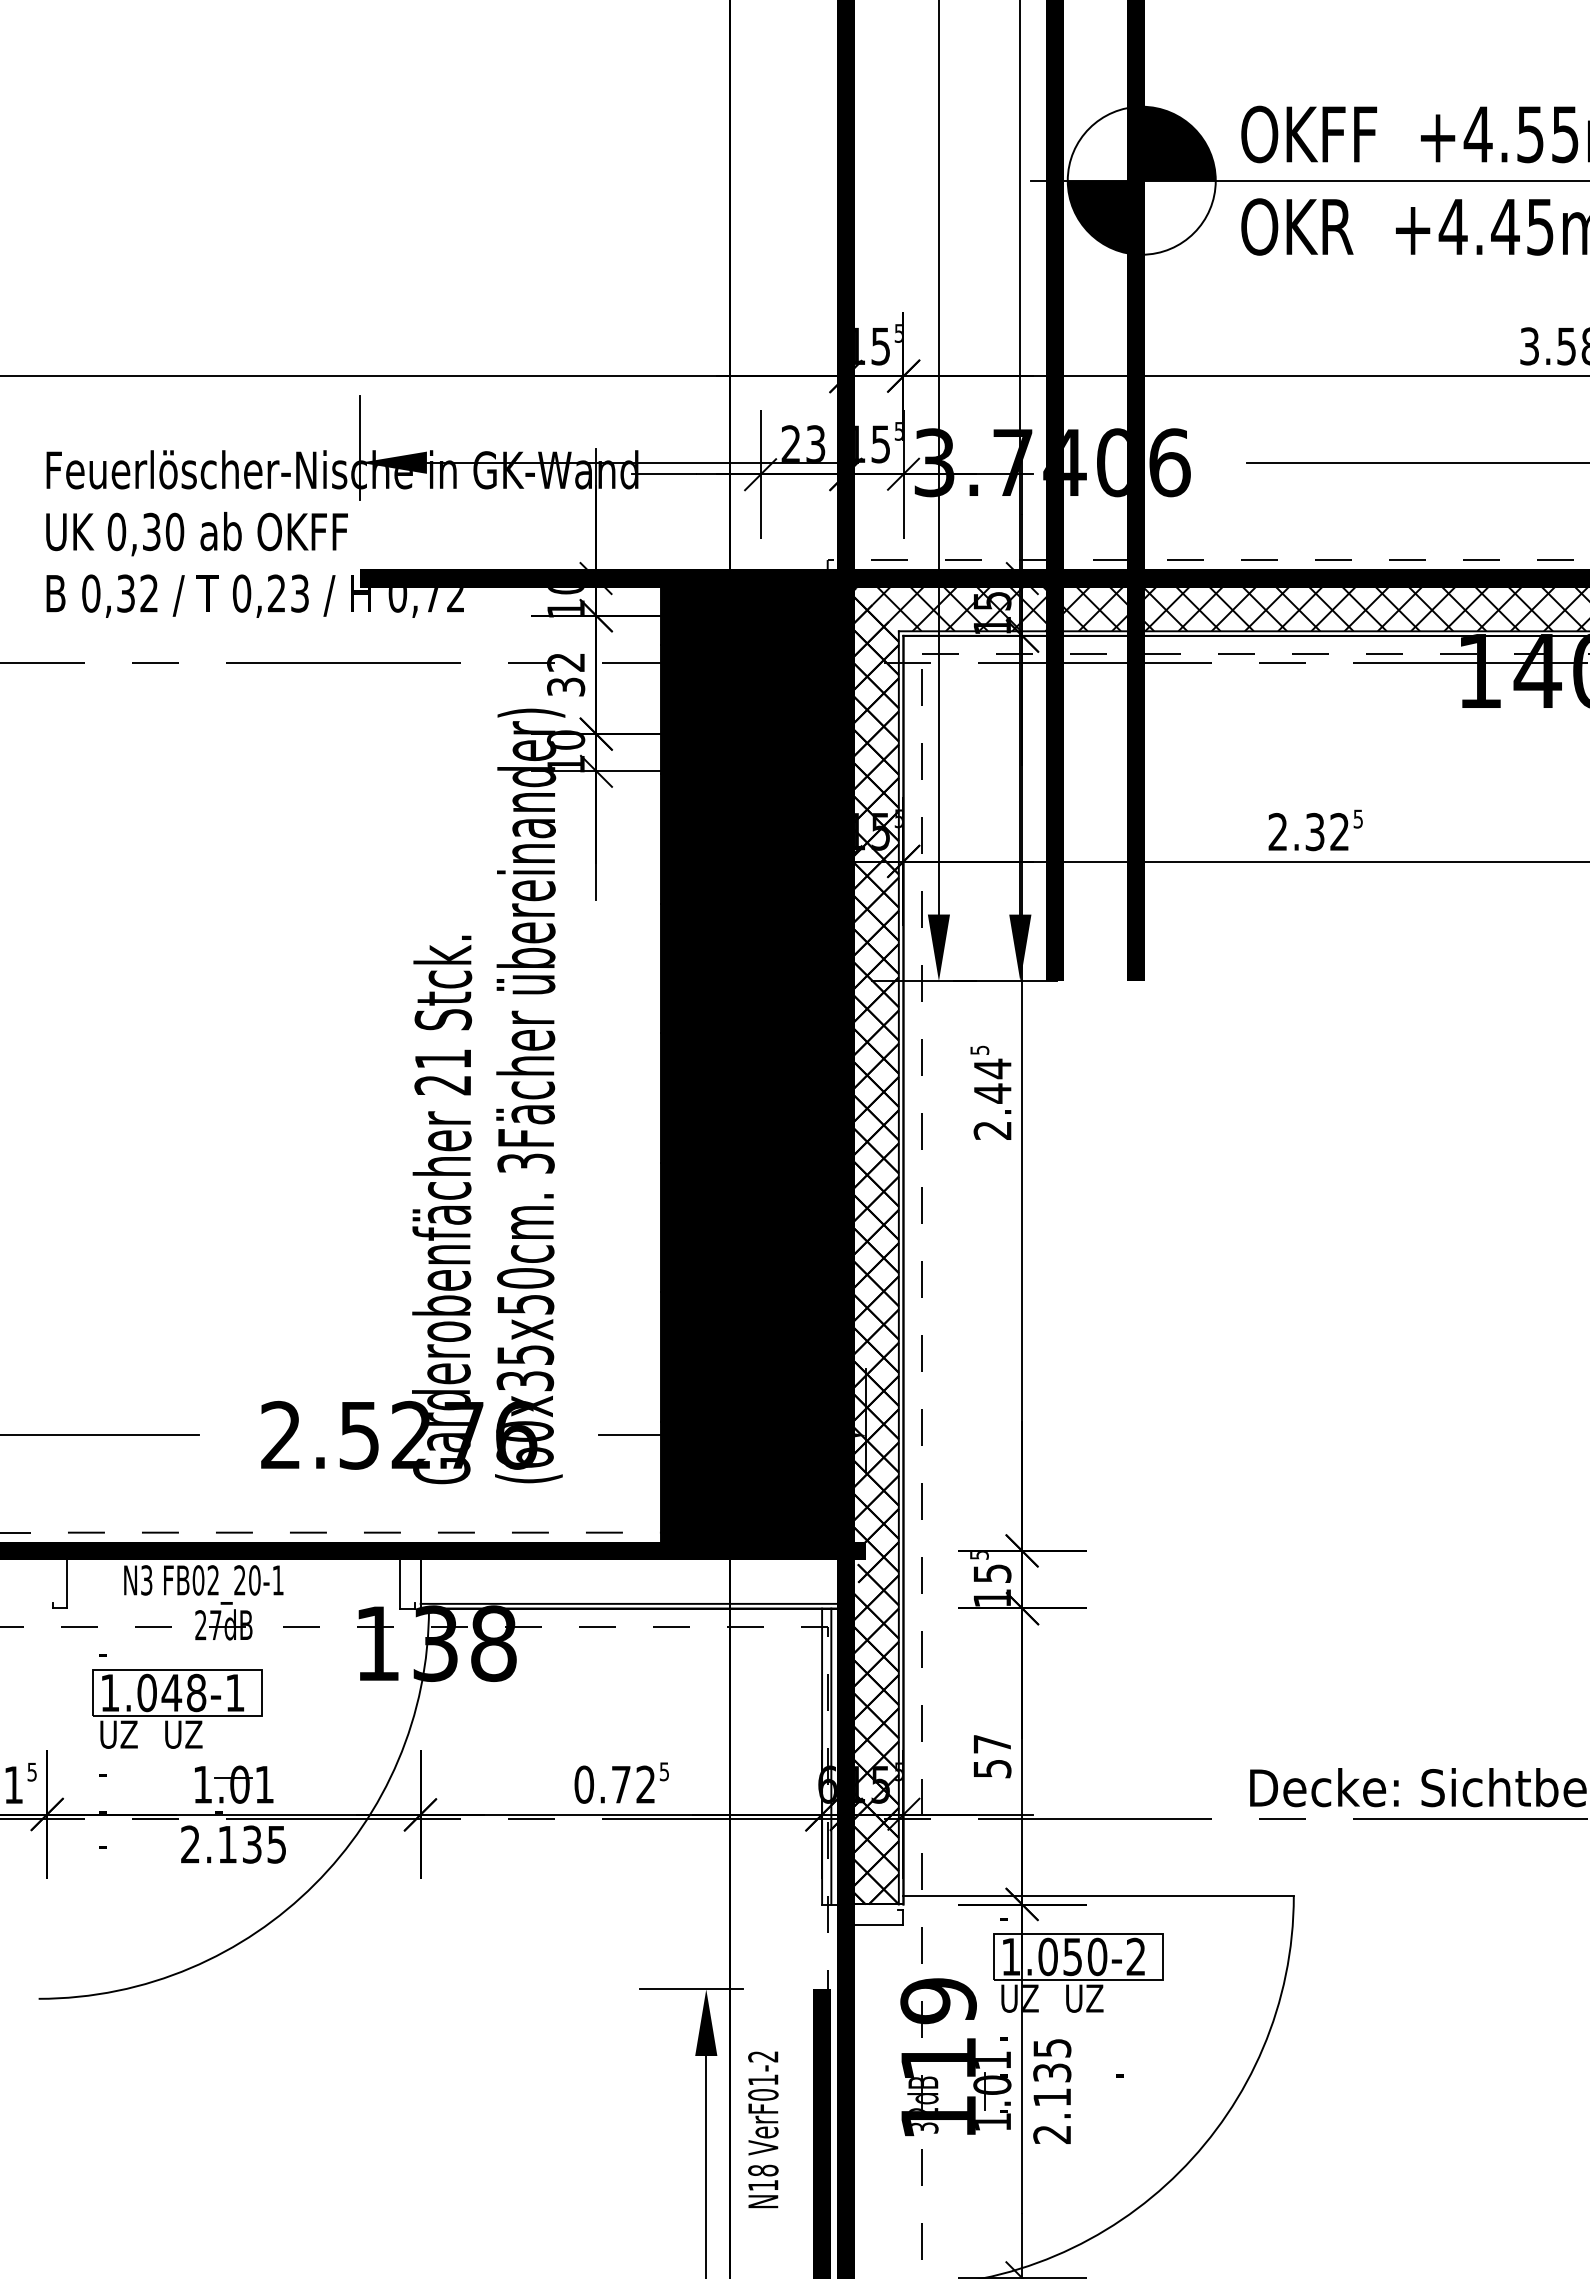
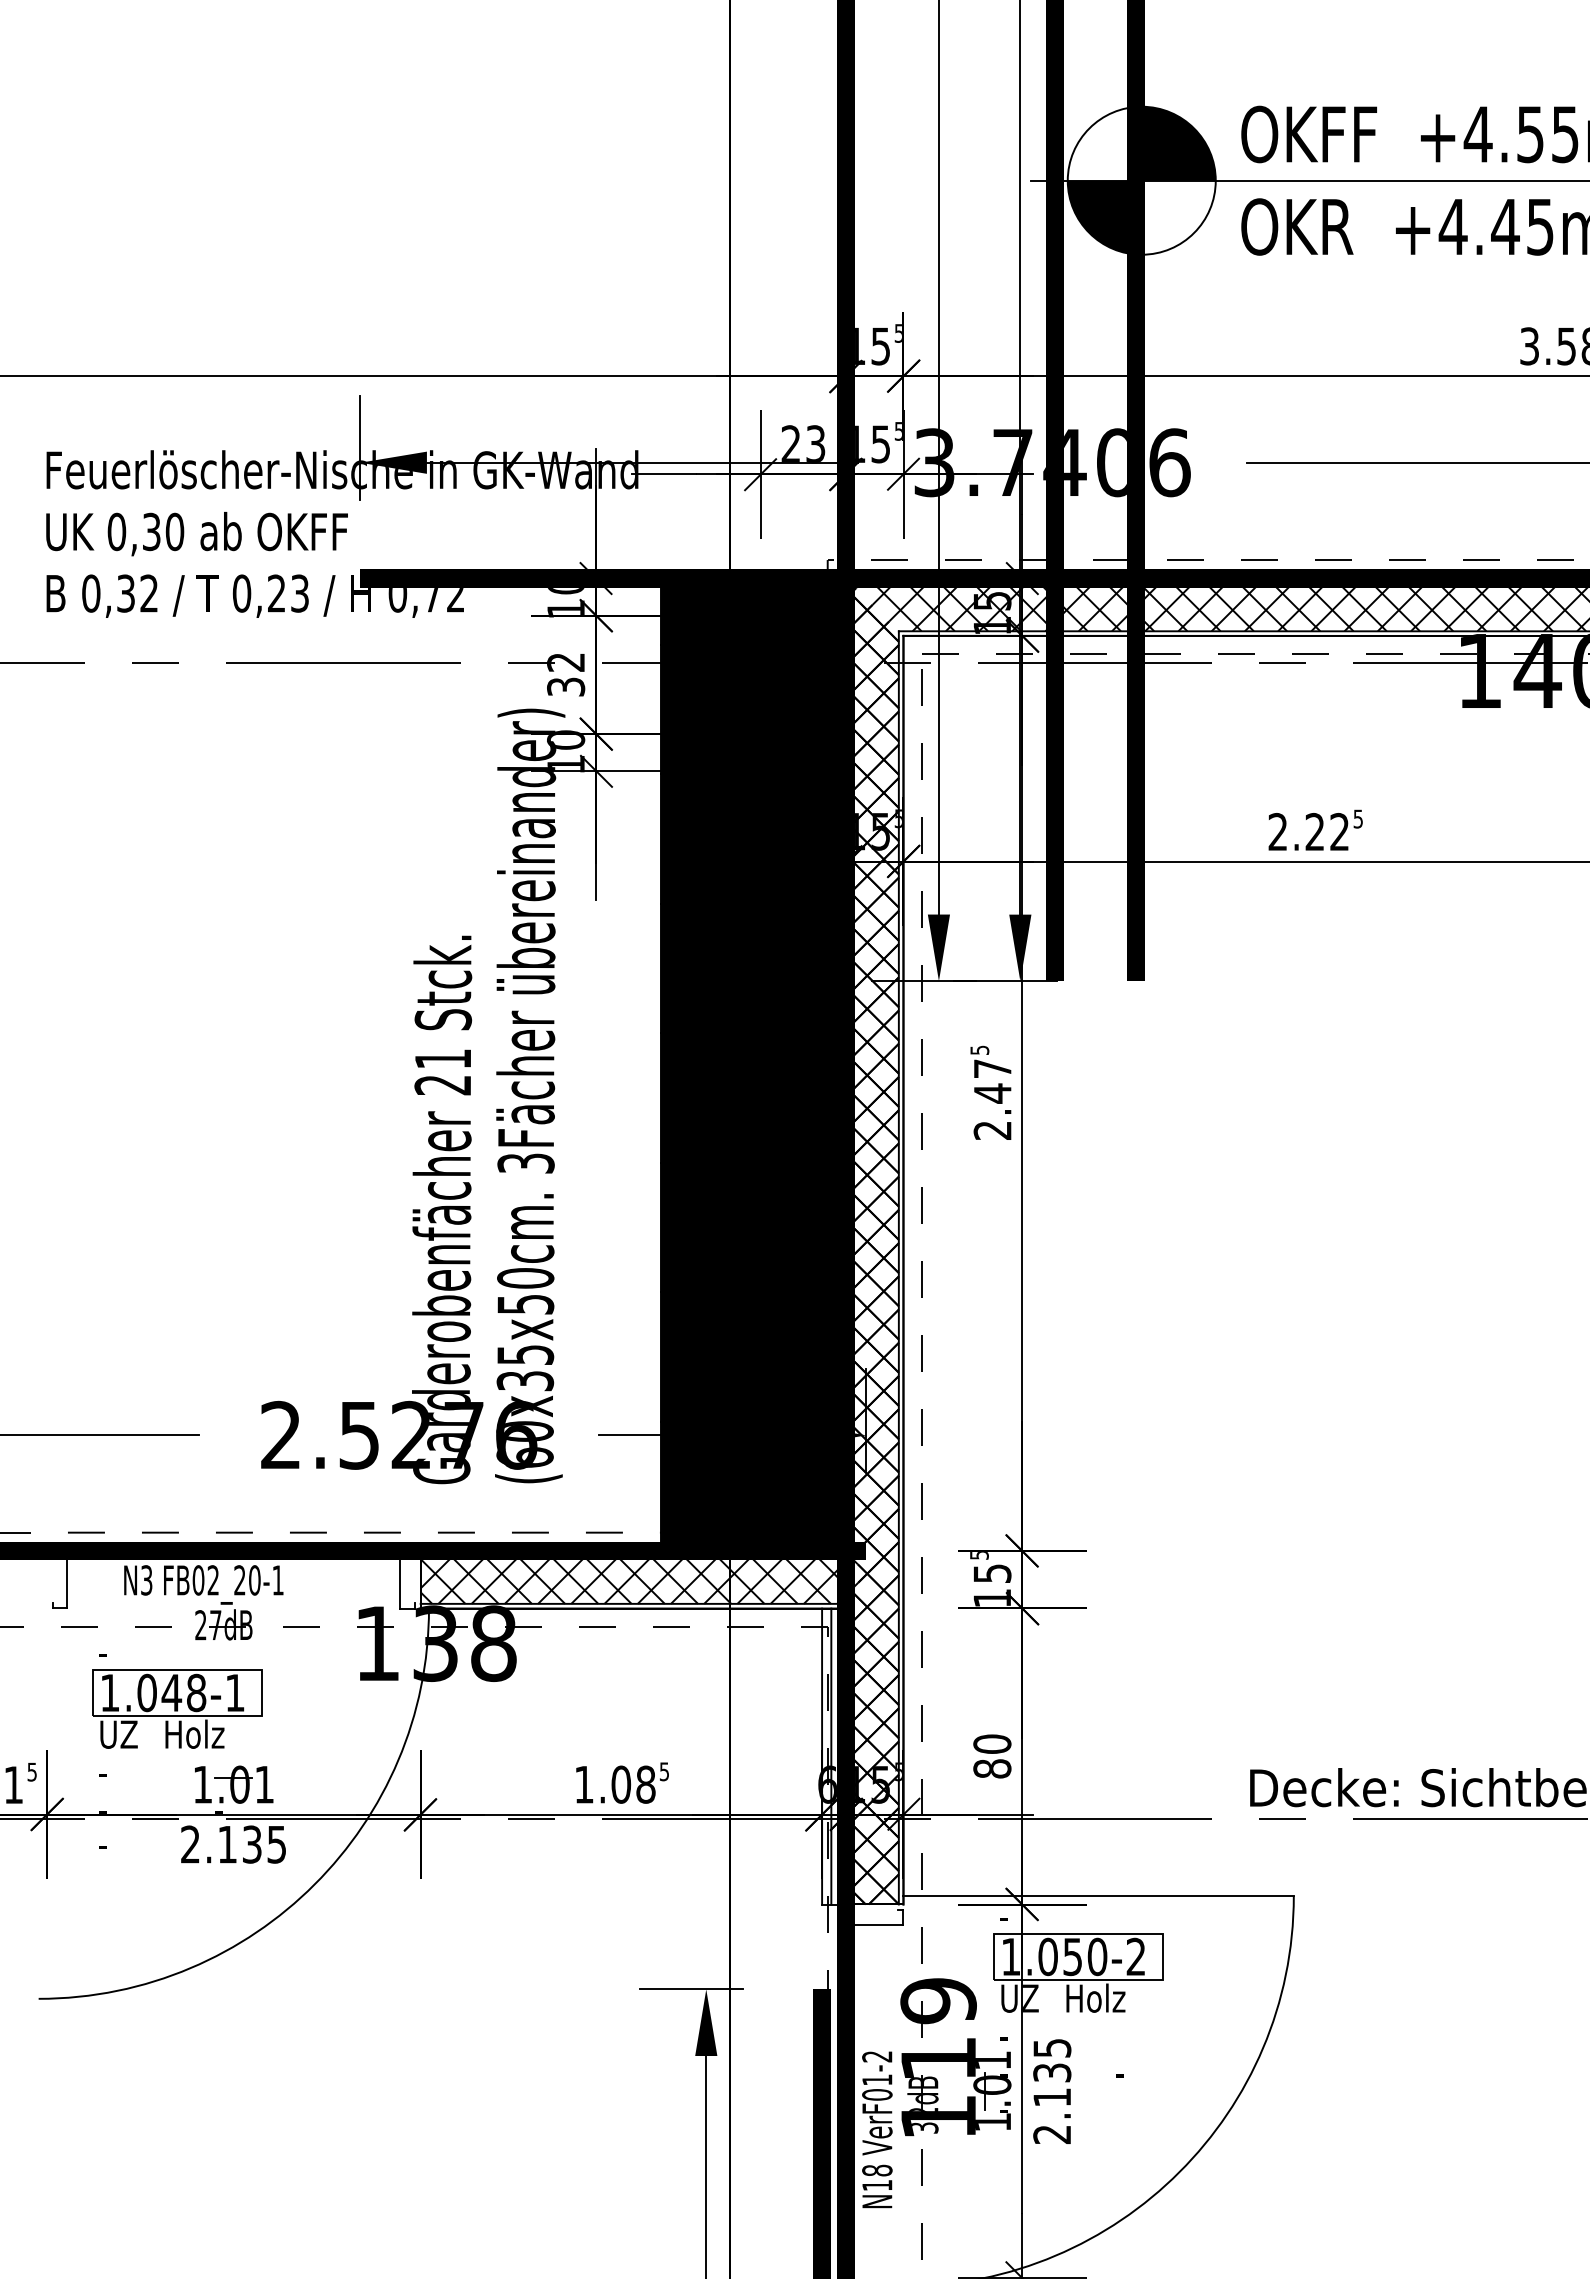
text: 2.32 -> 2.22 (1314, 832)
text: 2.44 -> 2.47 (992, 1068)
hatch: none -> present (639, 1579)
text: UZ -> Holz (194, 1733)
text: 57 -> 80 (992, 1756)
text: 0.72 -> 1.08 (614, 1784)
text: UZ -> Holz (1095, 1997)
text position: (763, 2129) -> (877, 2129) (877, 2129)
